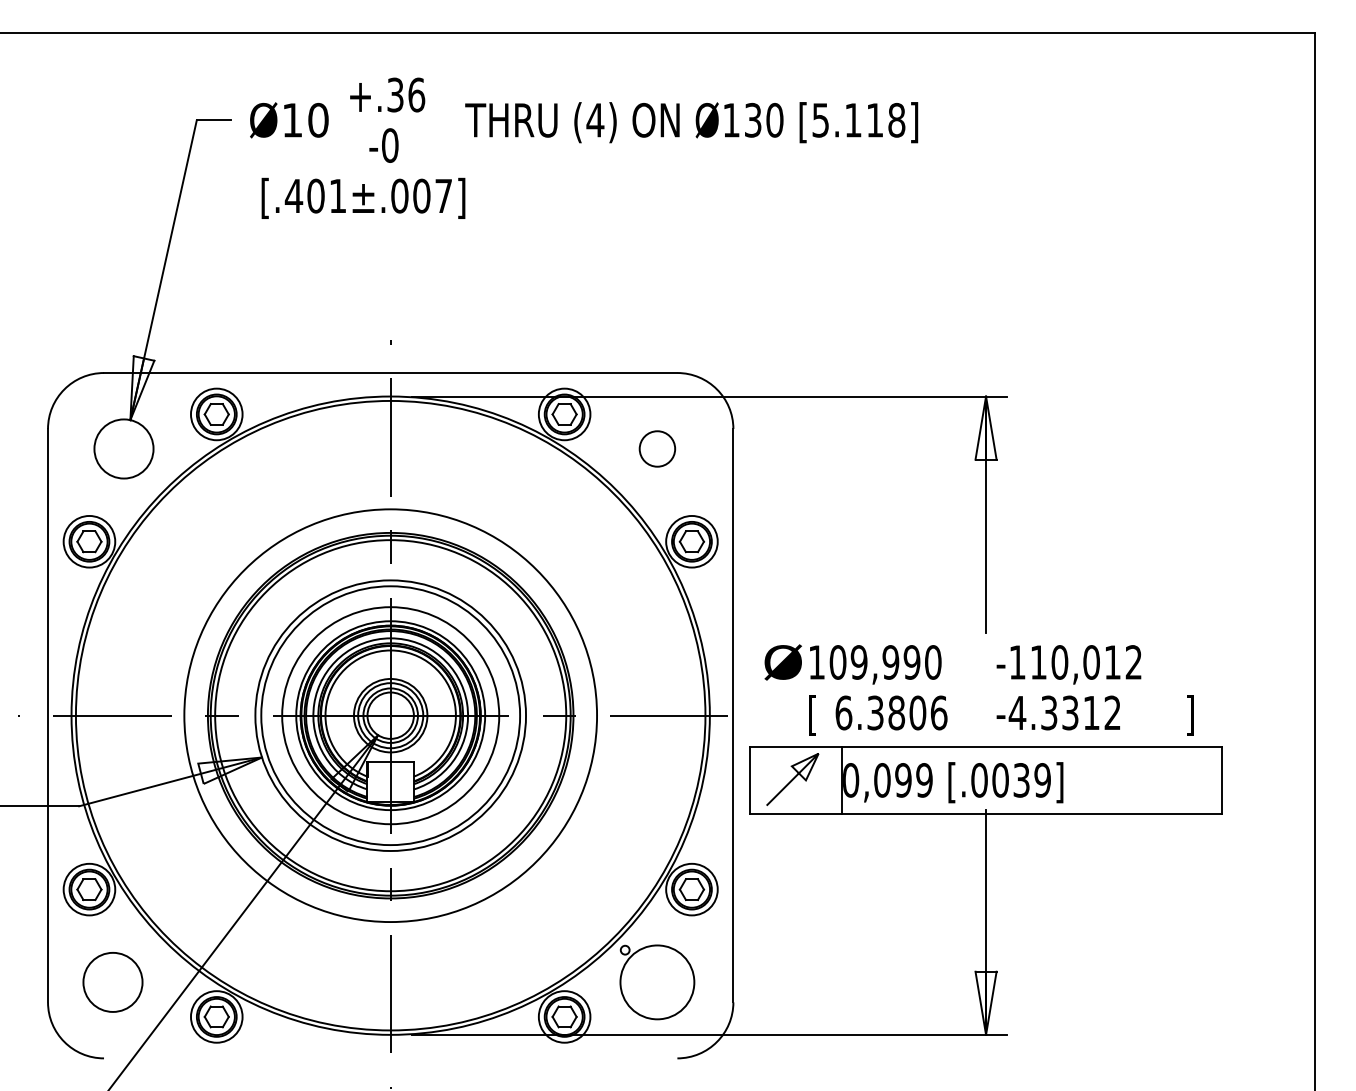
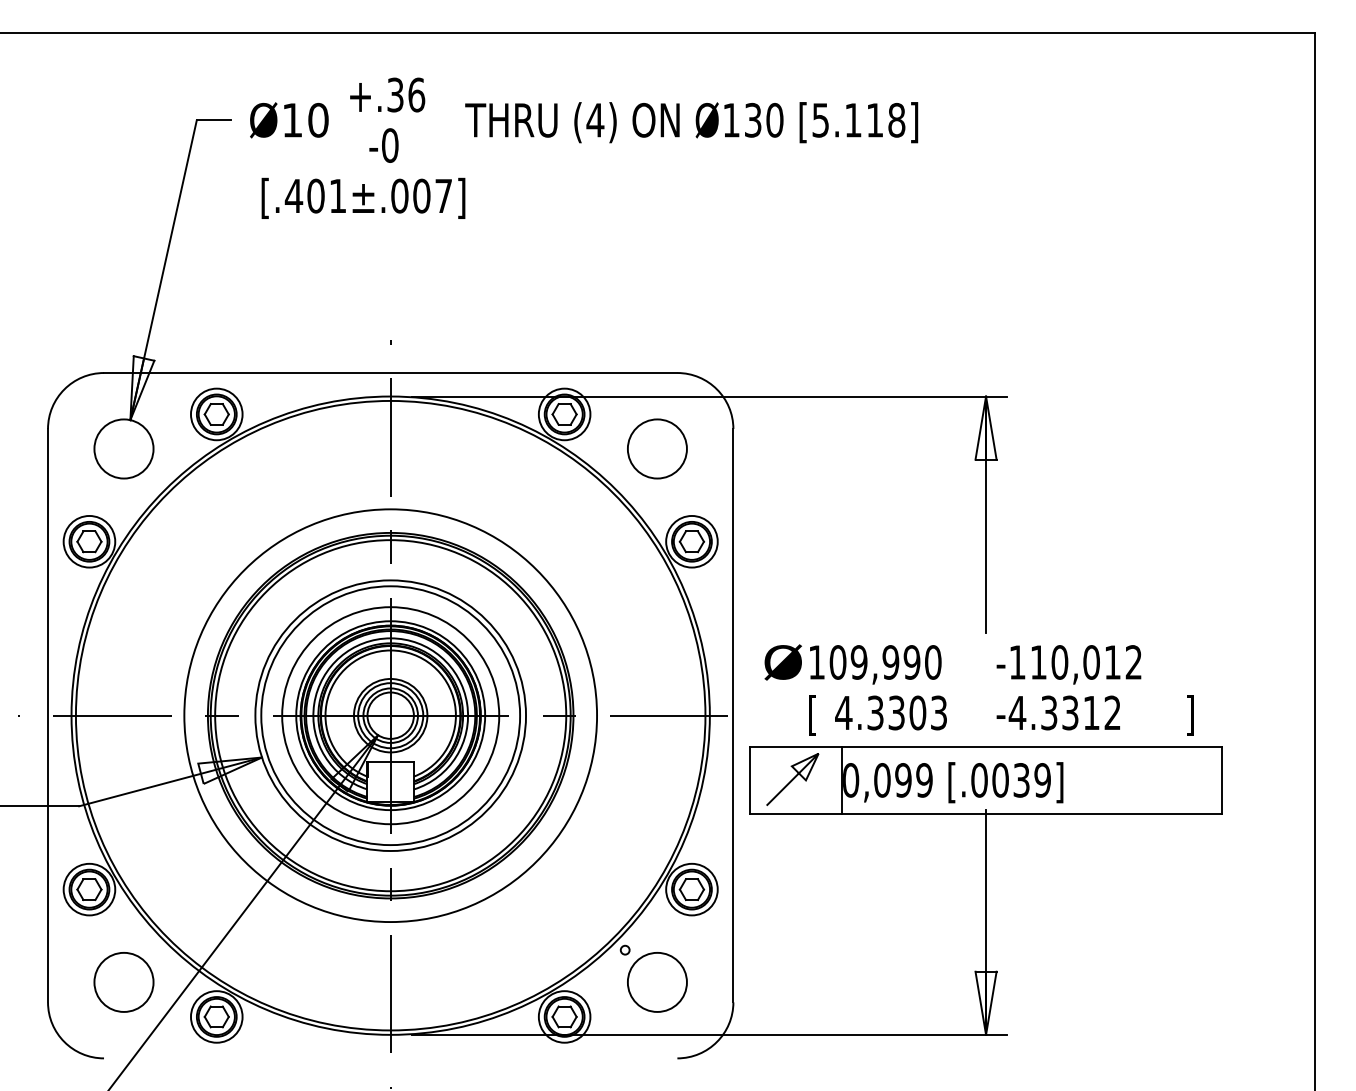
circle size: 39x38 px -> 61x62 px (657, 448)
text: 6.3806 -> 4.3303 (891, 712)
circle position: (112, 982) -> (123, 982) (123, 982)
circle diameter: 74 px -> 59 px (656, 981)
